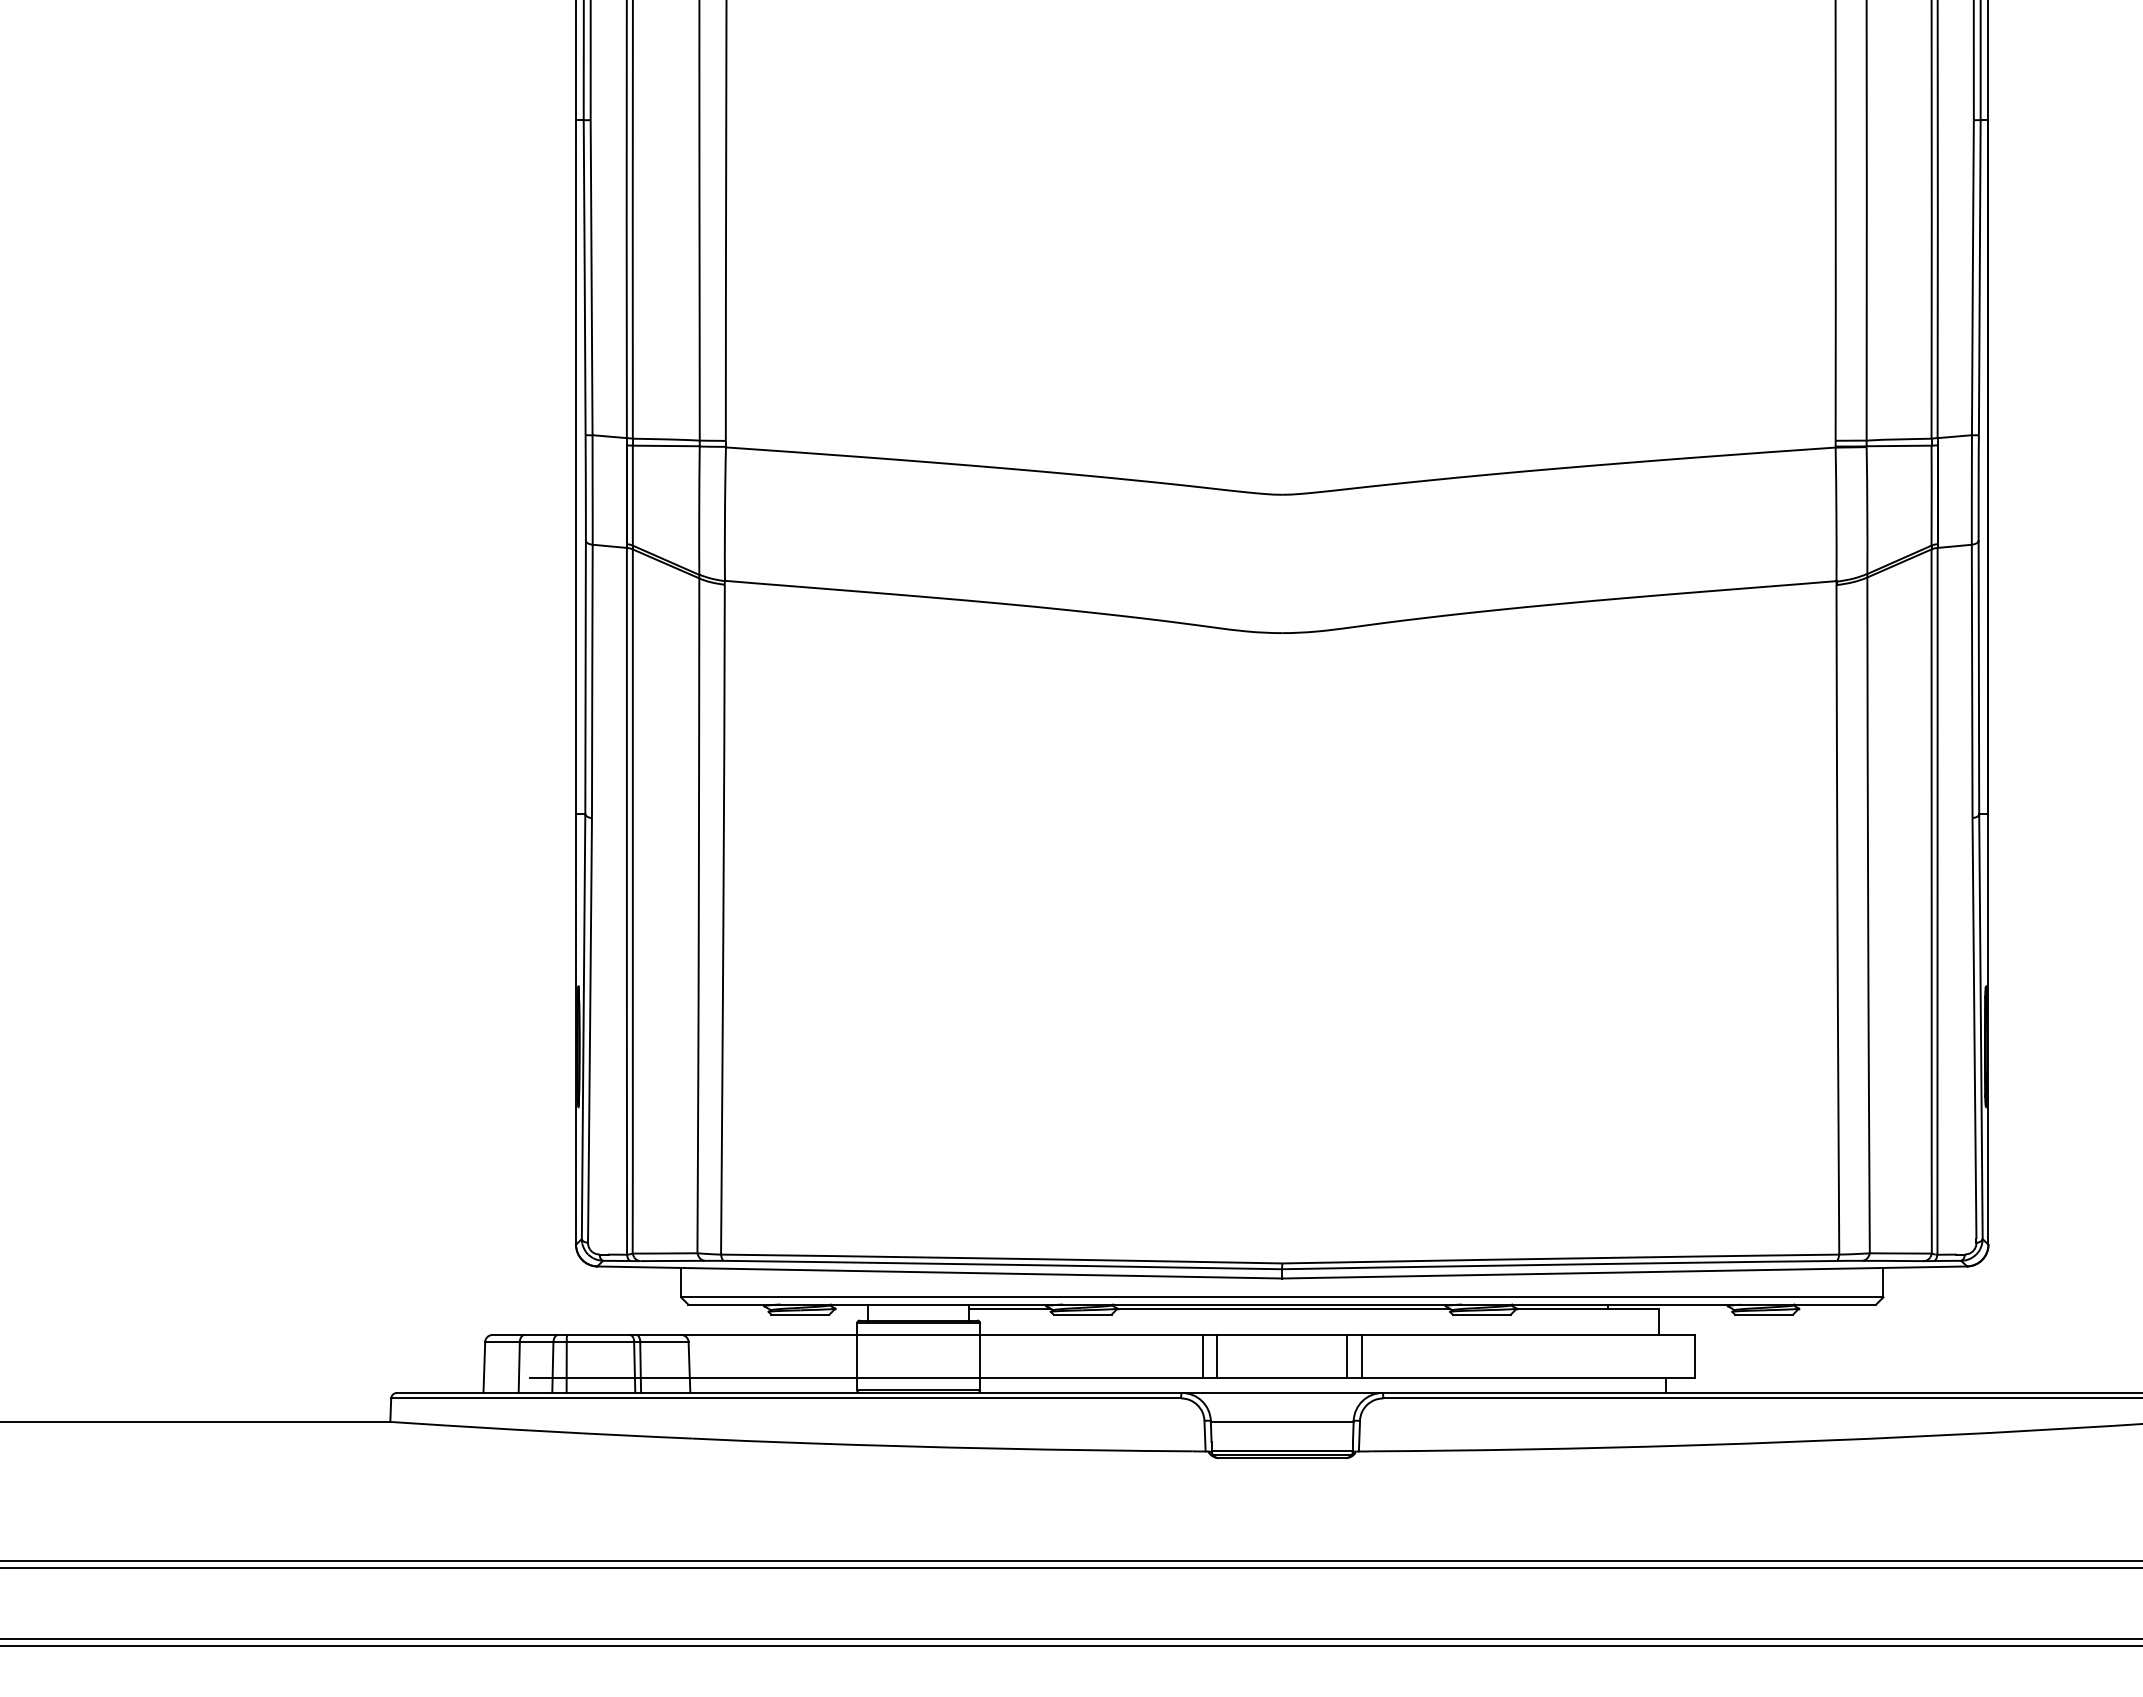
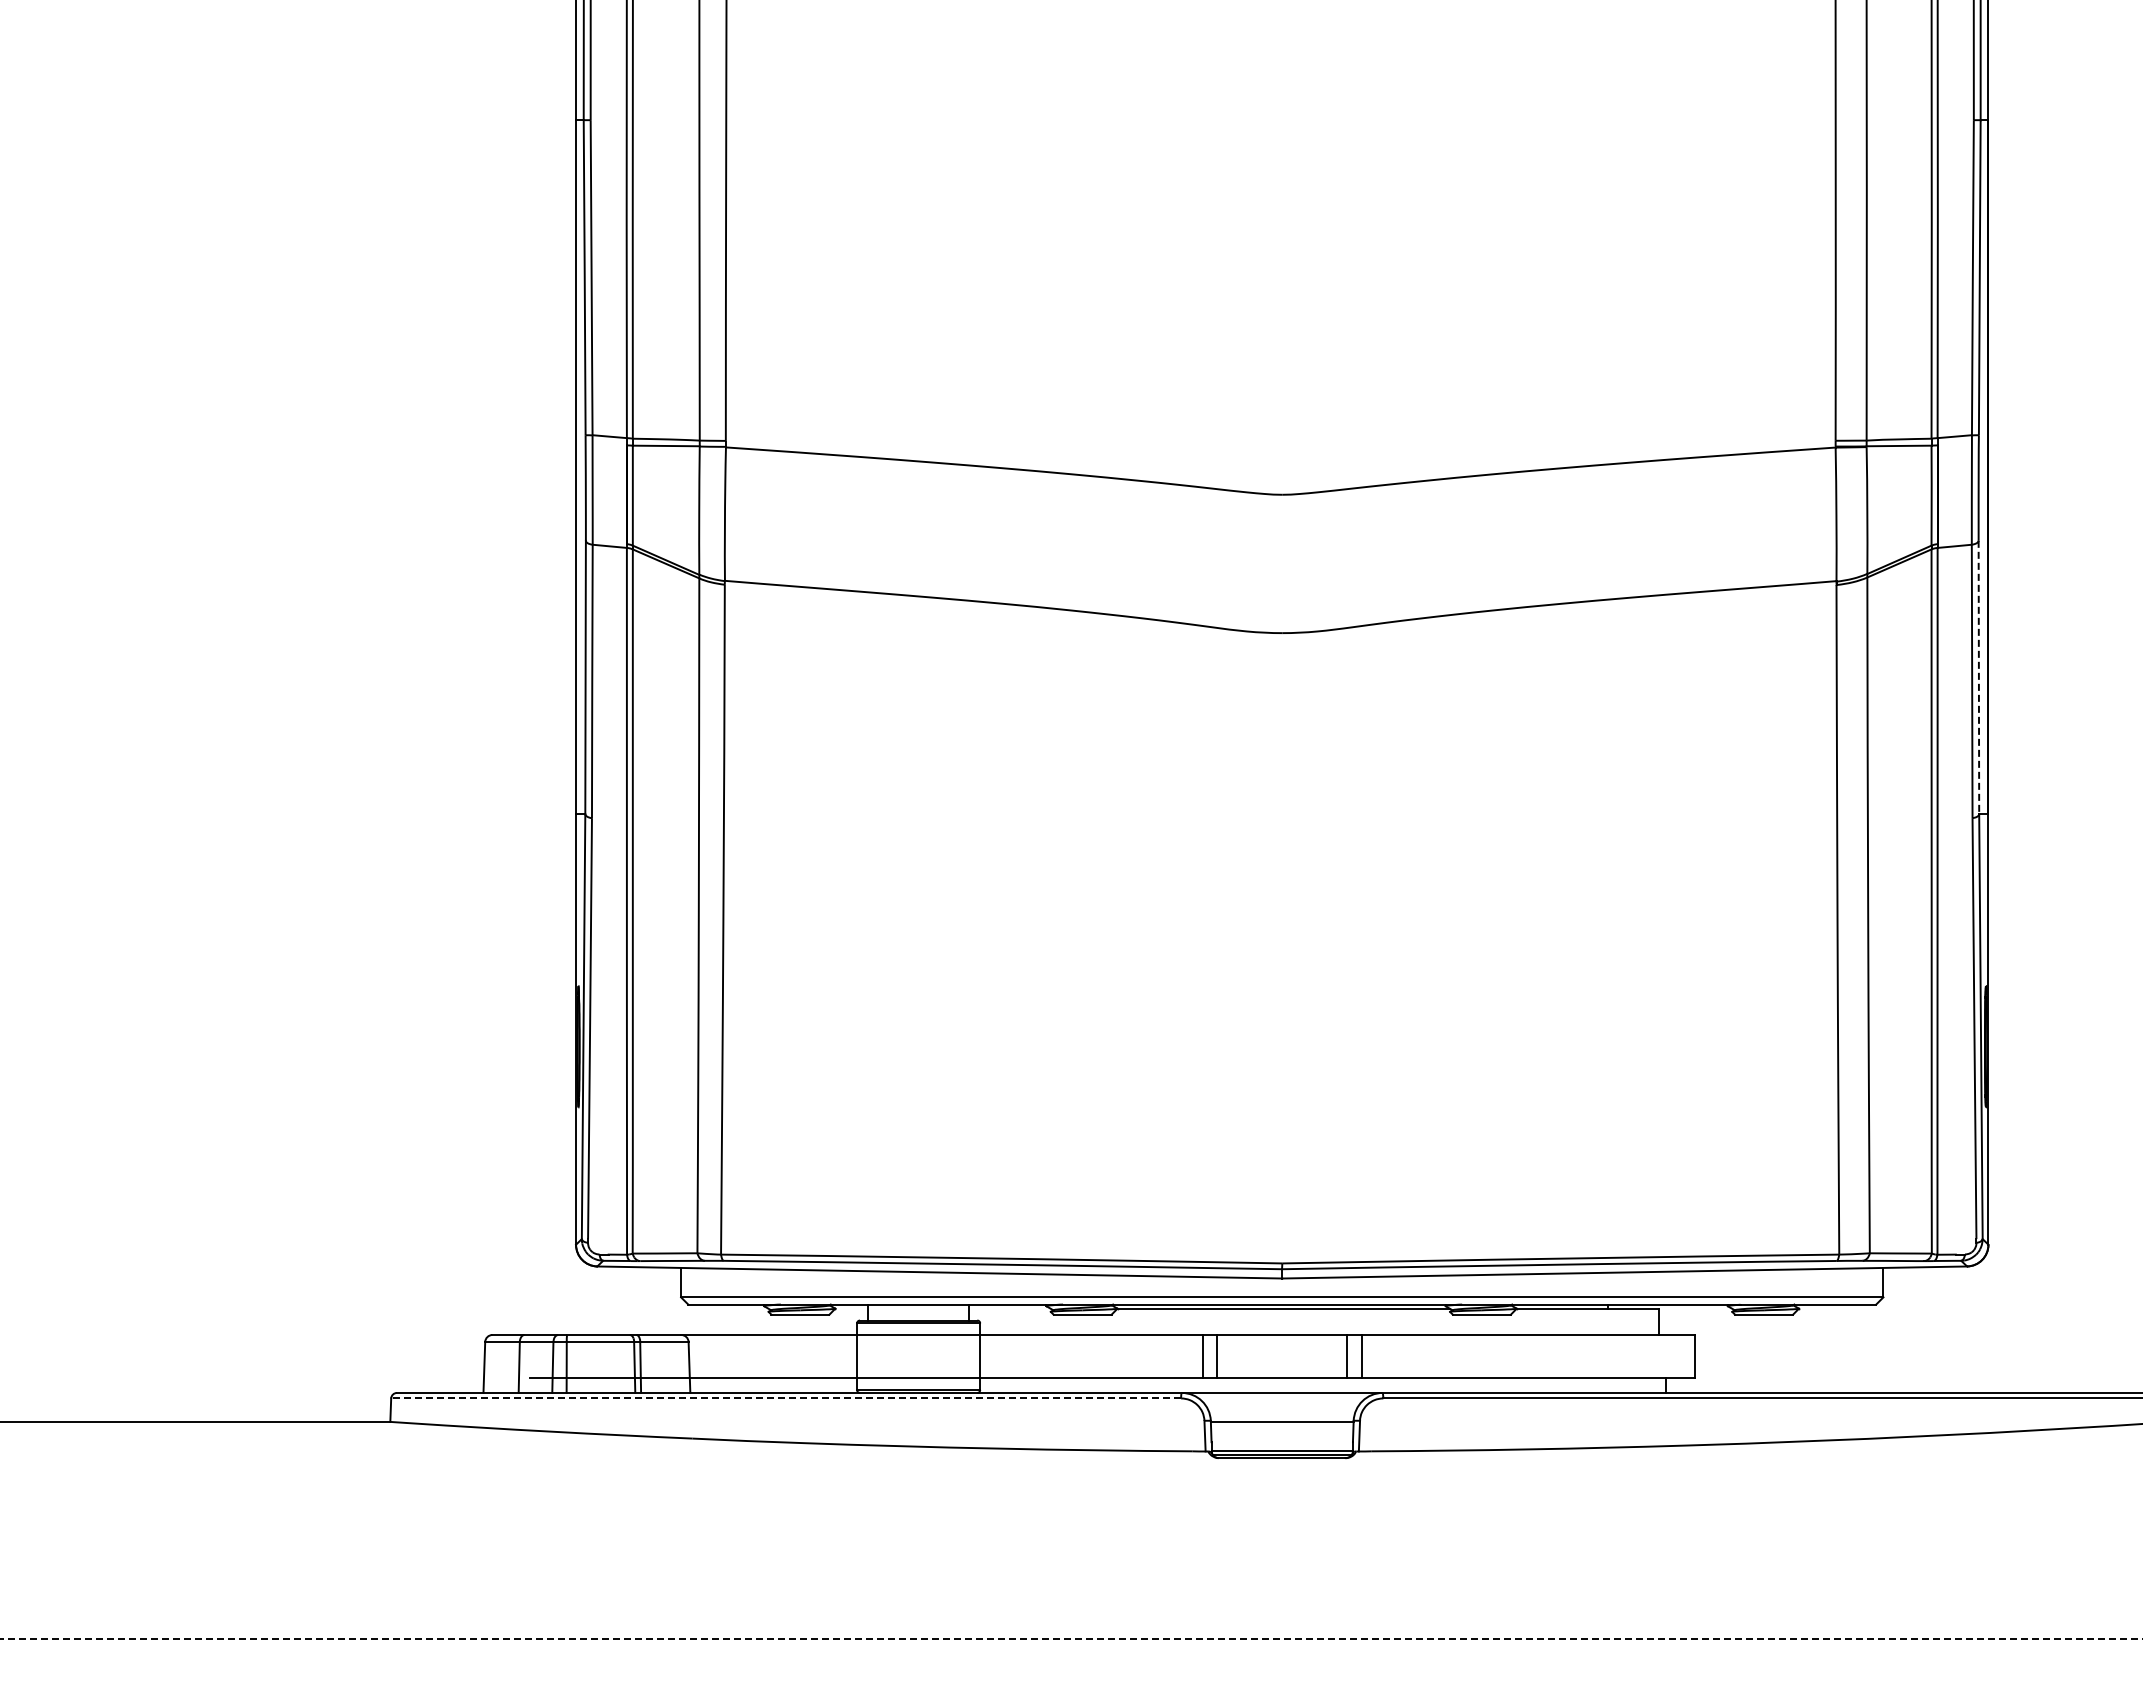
line: solid -> dashed (1978, 677)
line: present -> none (1010, 1308)
line: solid -> dashed (786, 1398)
line: present -> none (1070, 1561)
line: present -> none (1070, 1567)
line: solid -> dashed (1071, 1639)
line: present -> none (1070, 1646)
